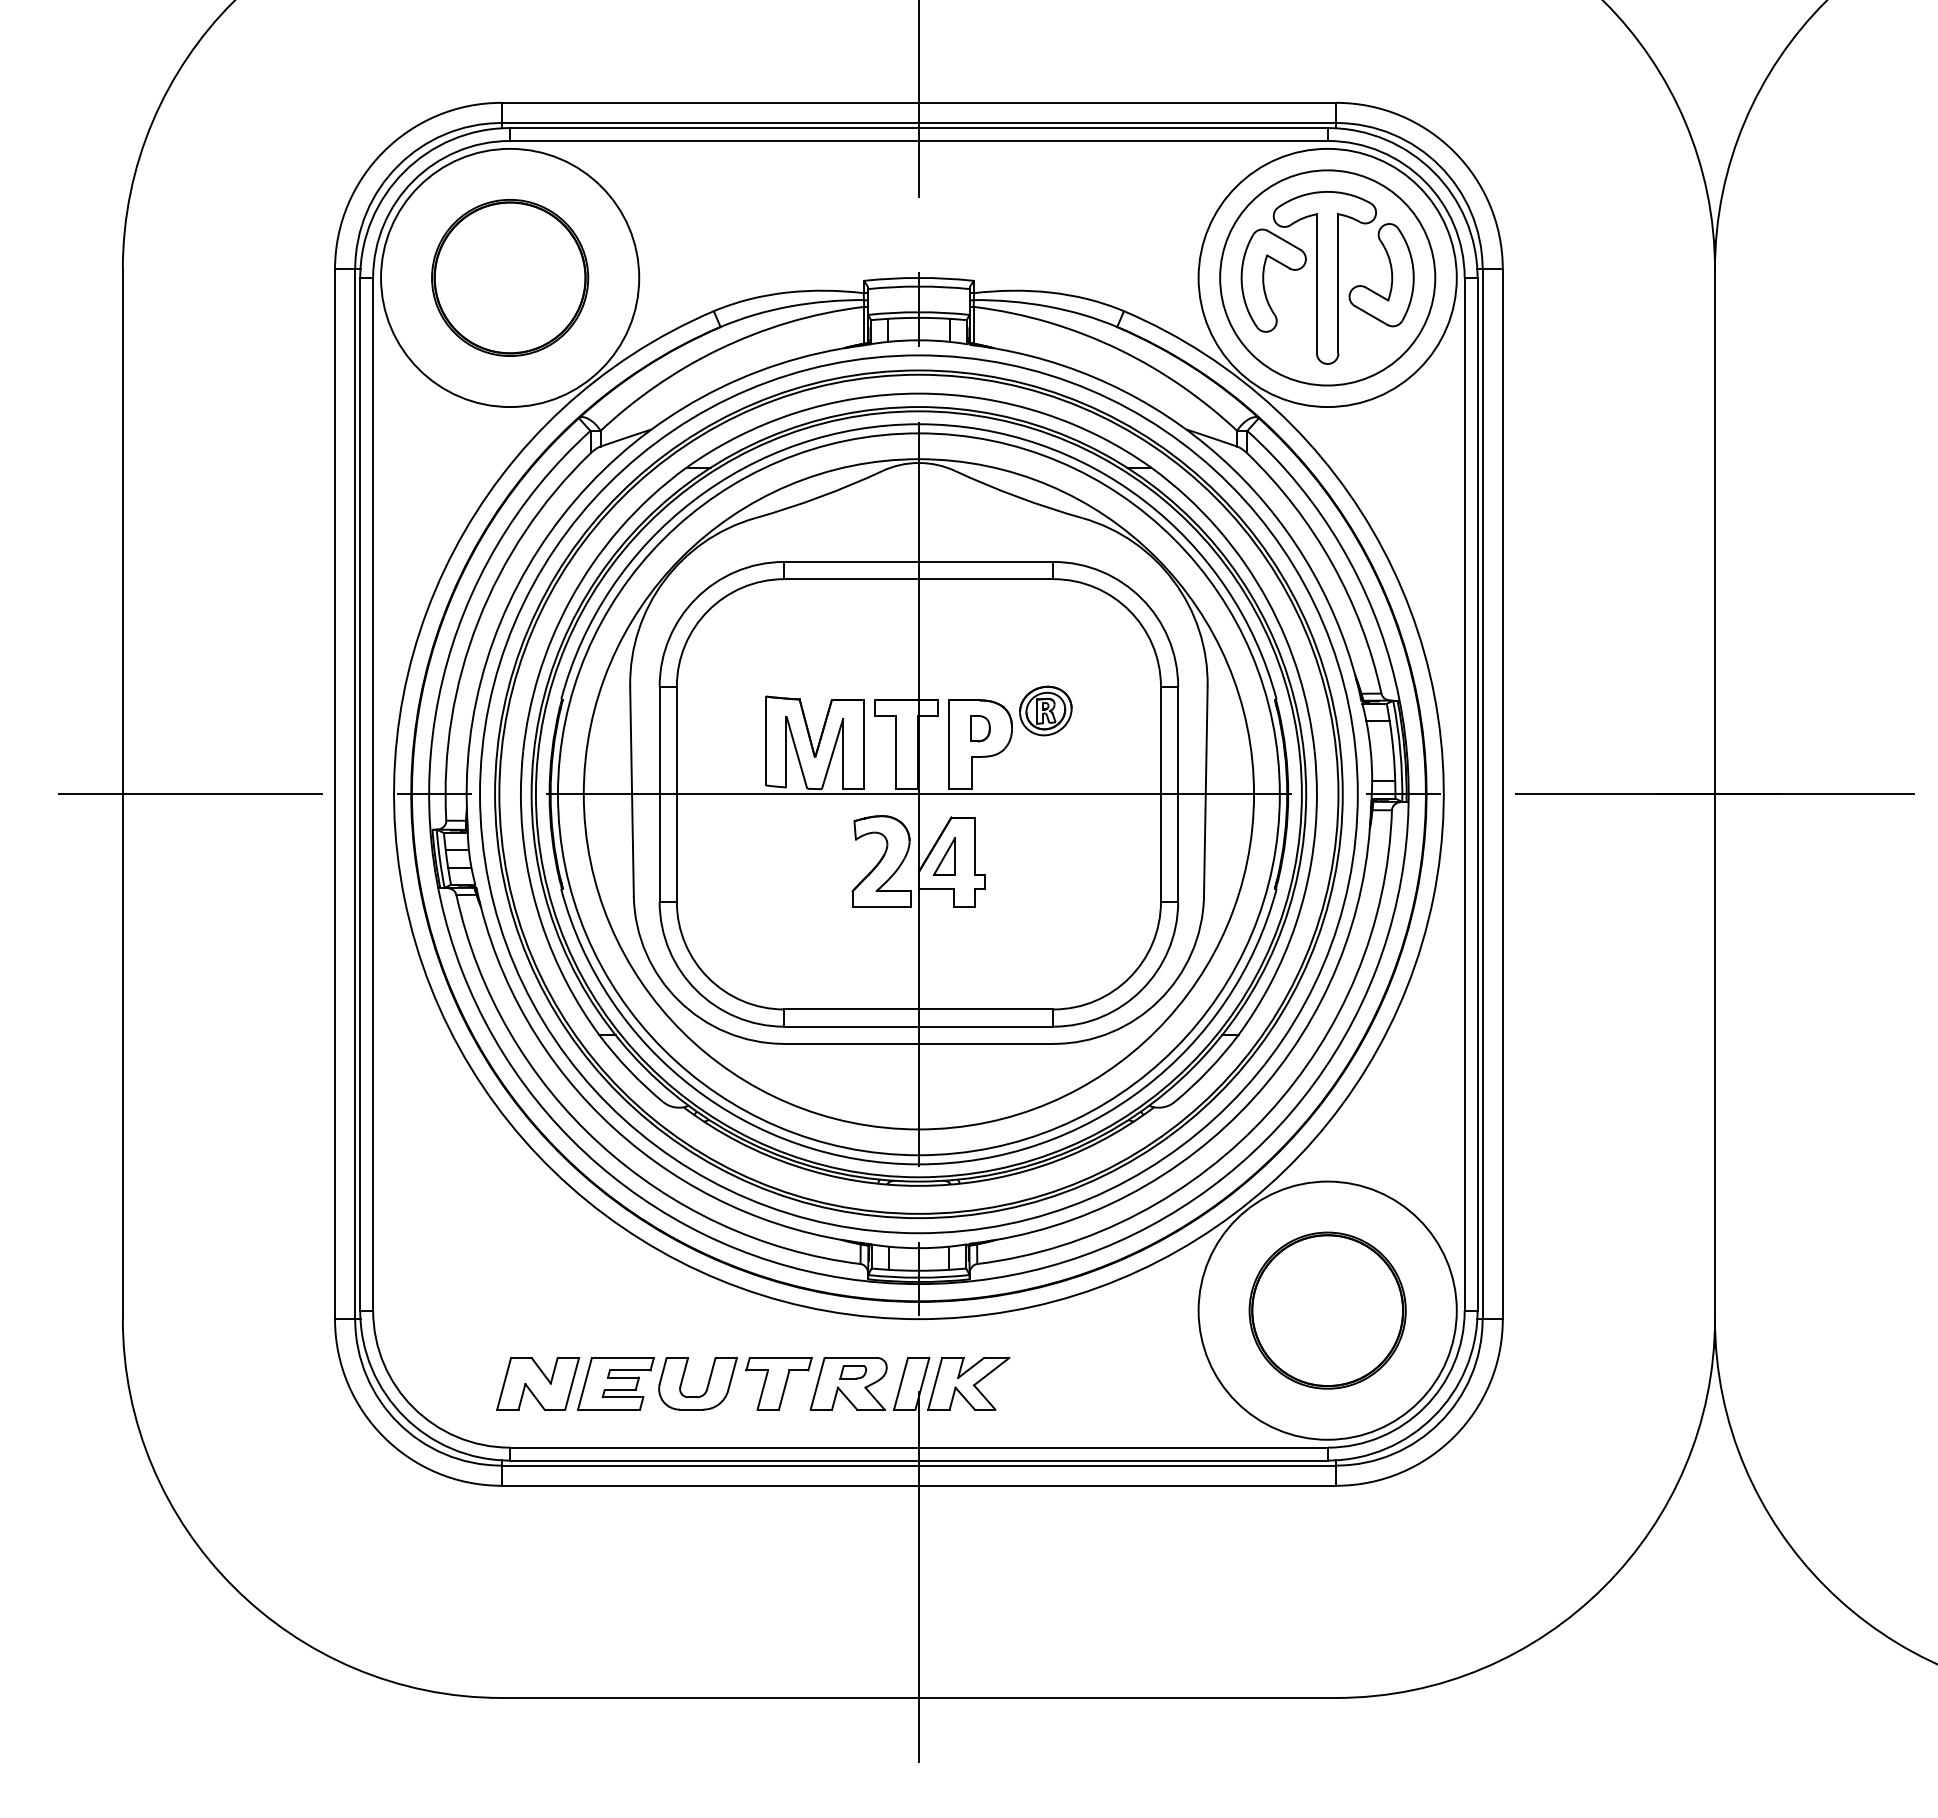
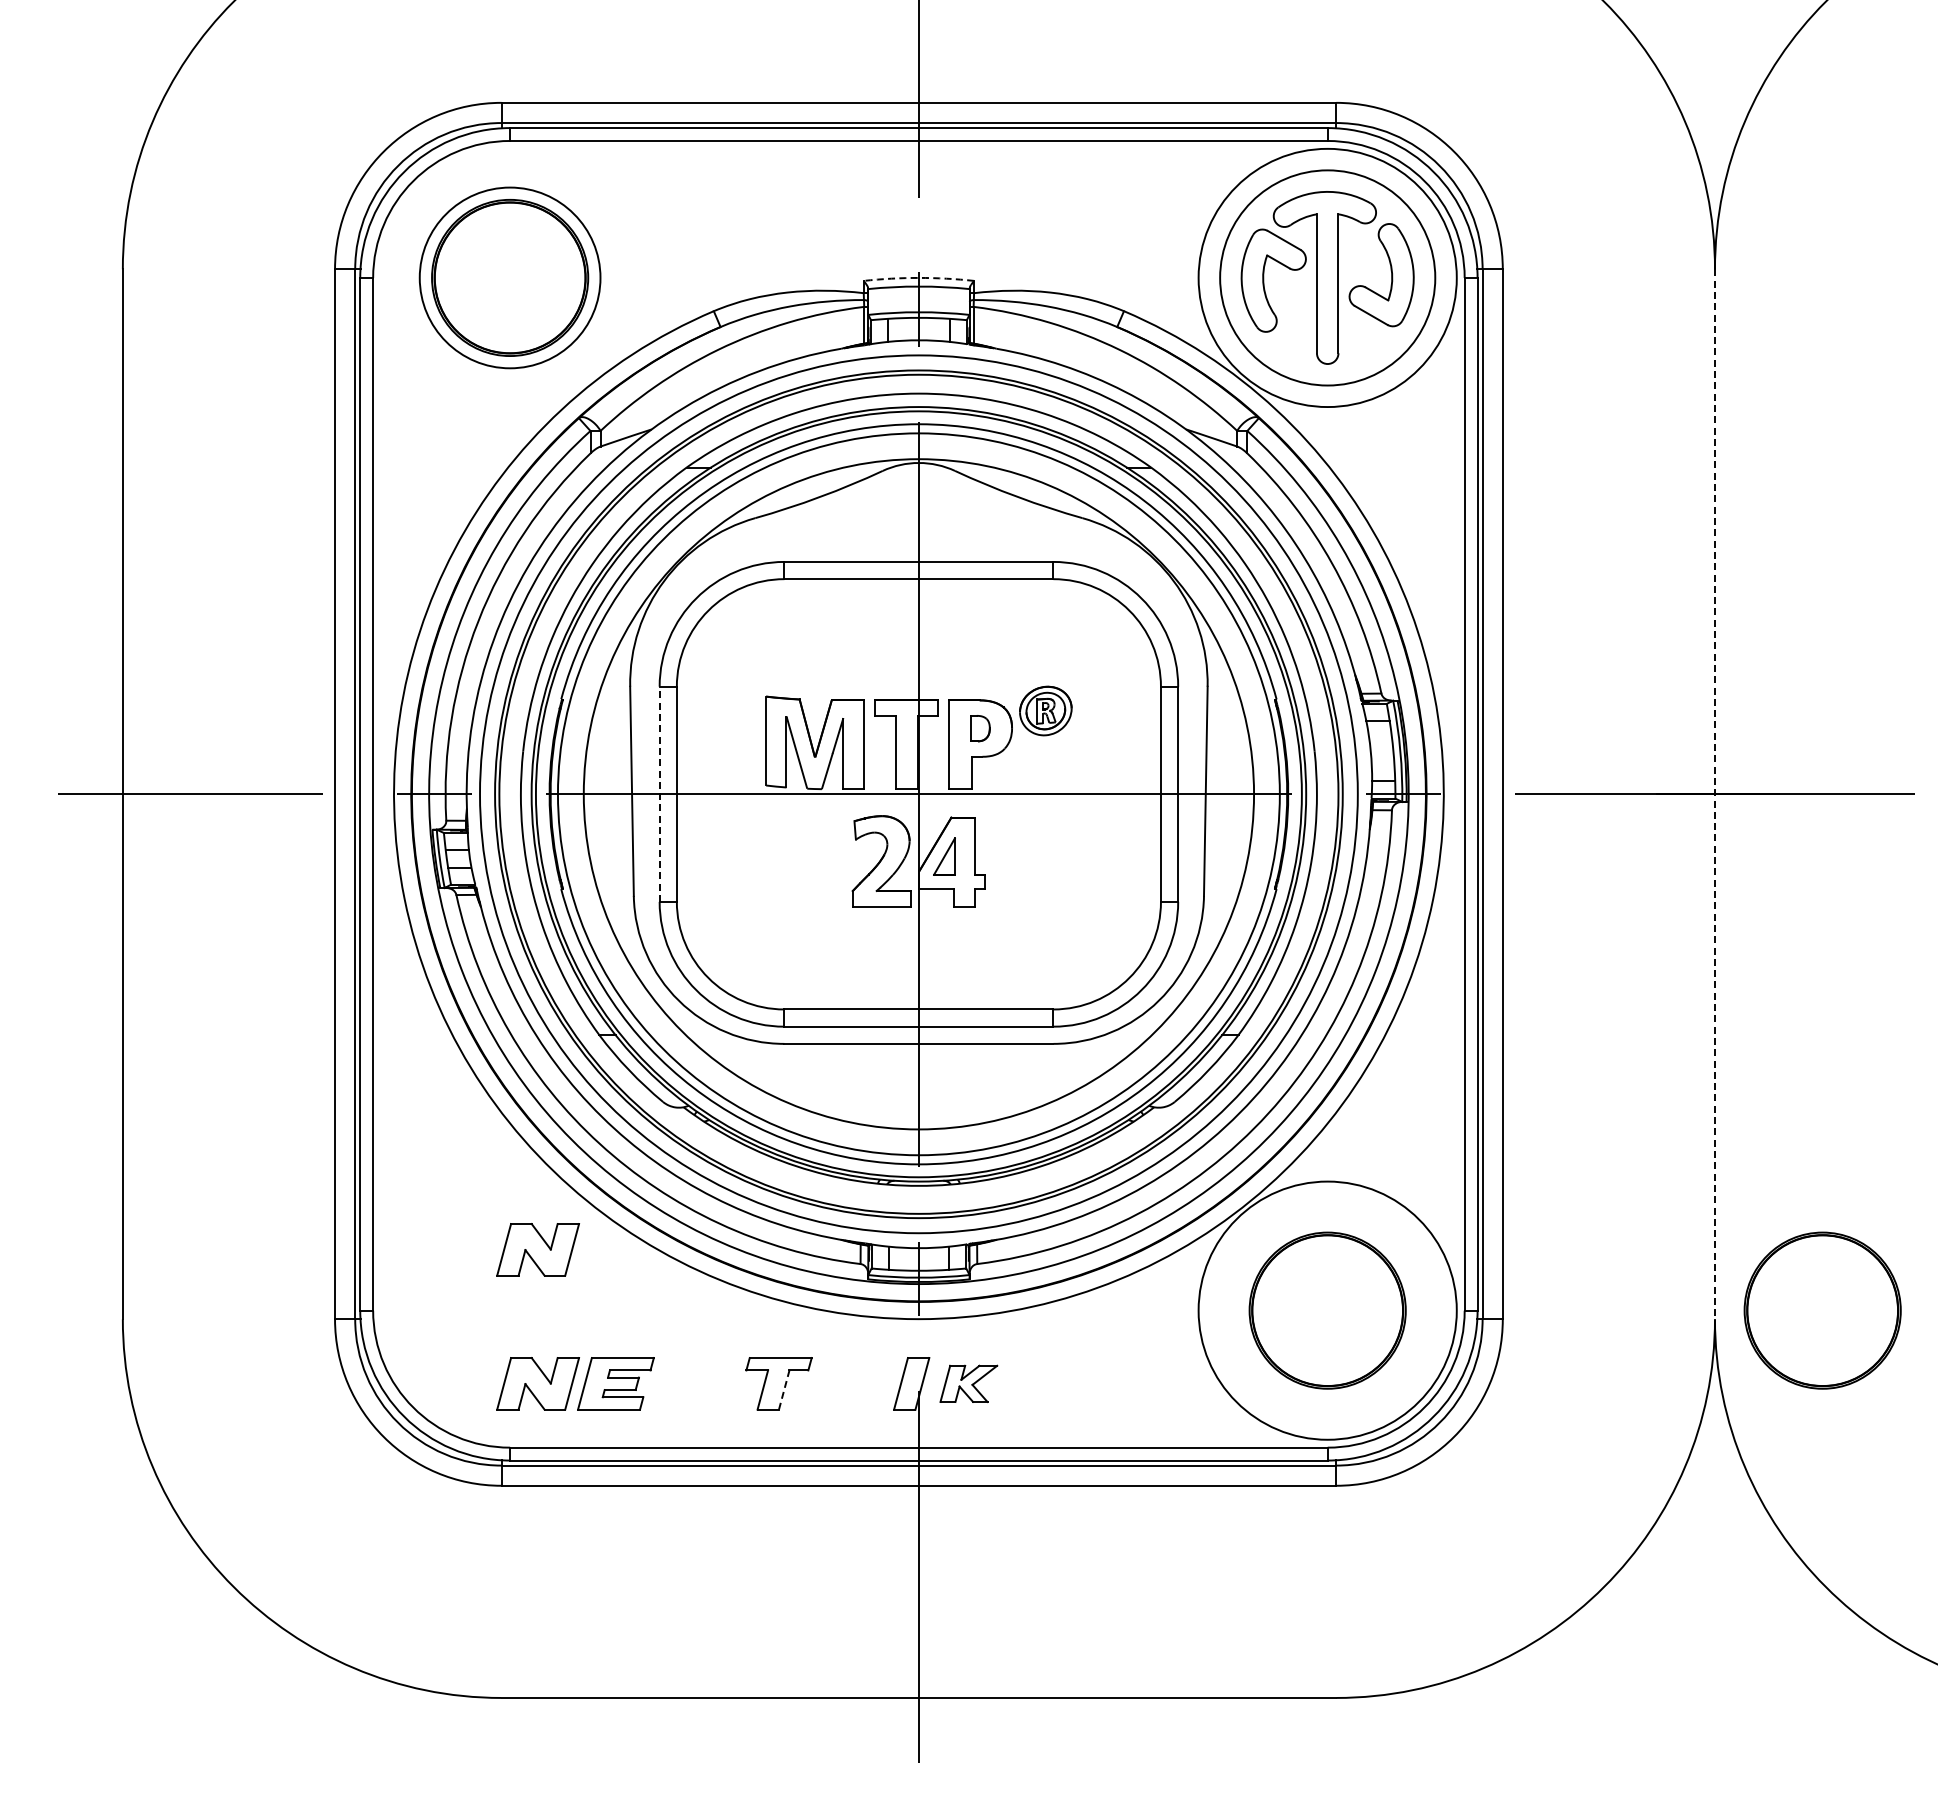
circle diameter: 258 px -> 181 px (509, 277)
arc: solid -> dashed (918, 277)
line: solid -> dashed (659, 794)
line: solid -> dashed (1714, 794)
part: none -> present (537, 1249)
part: none -> present (1822, 1310)
part: present -> none (848, 1383)
part size: 84x54 px -> 60x39 px (968, 1383)
part: present -> none (706, 1387)
line: solid -> dashed (784, 1389)
